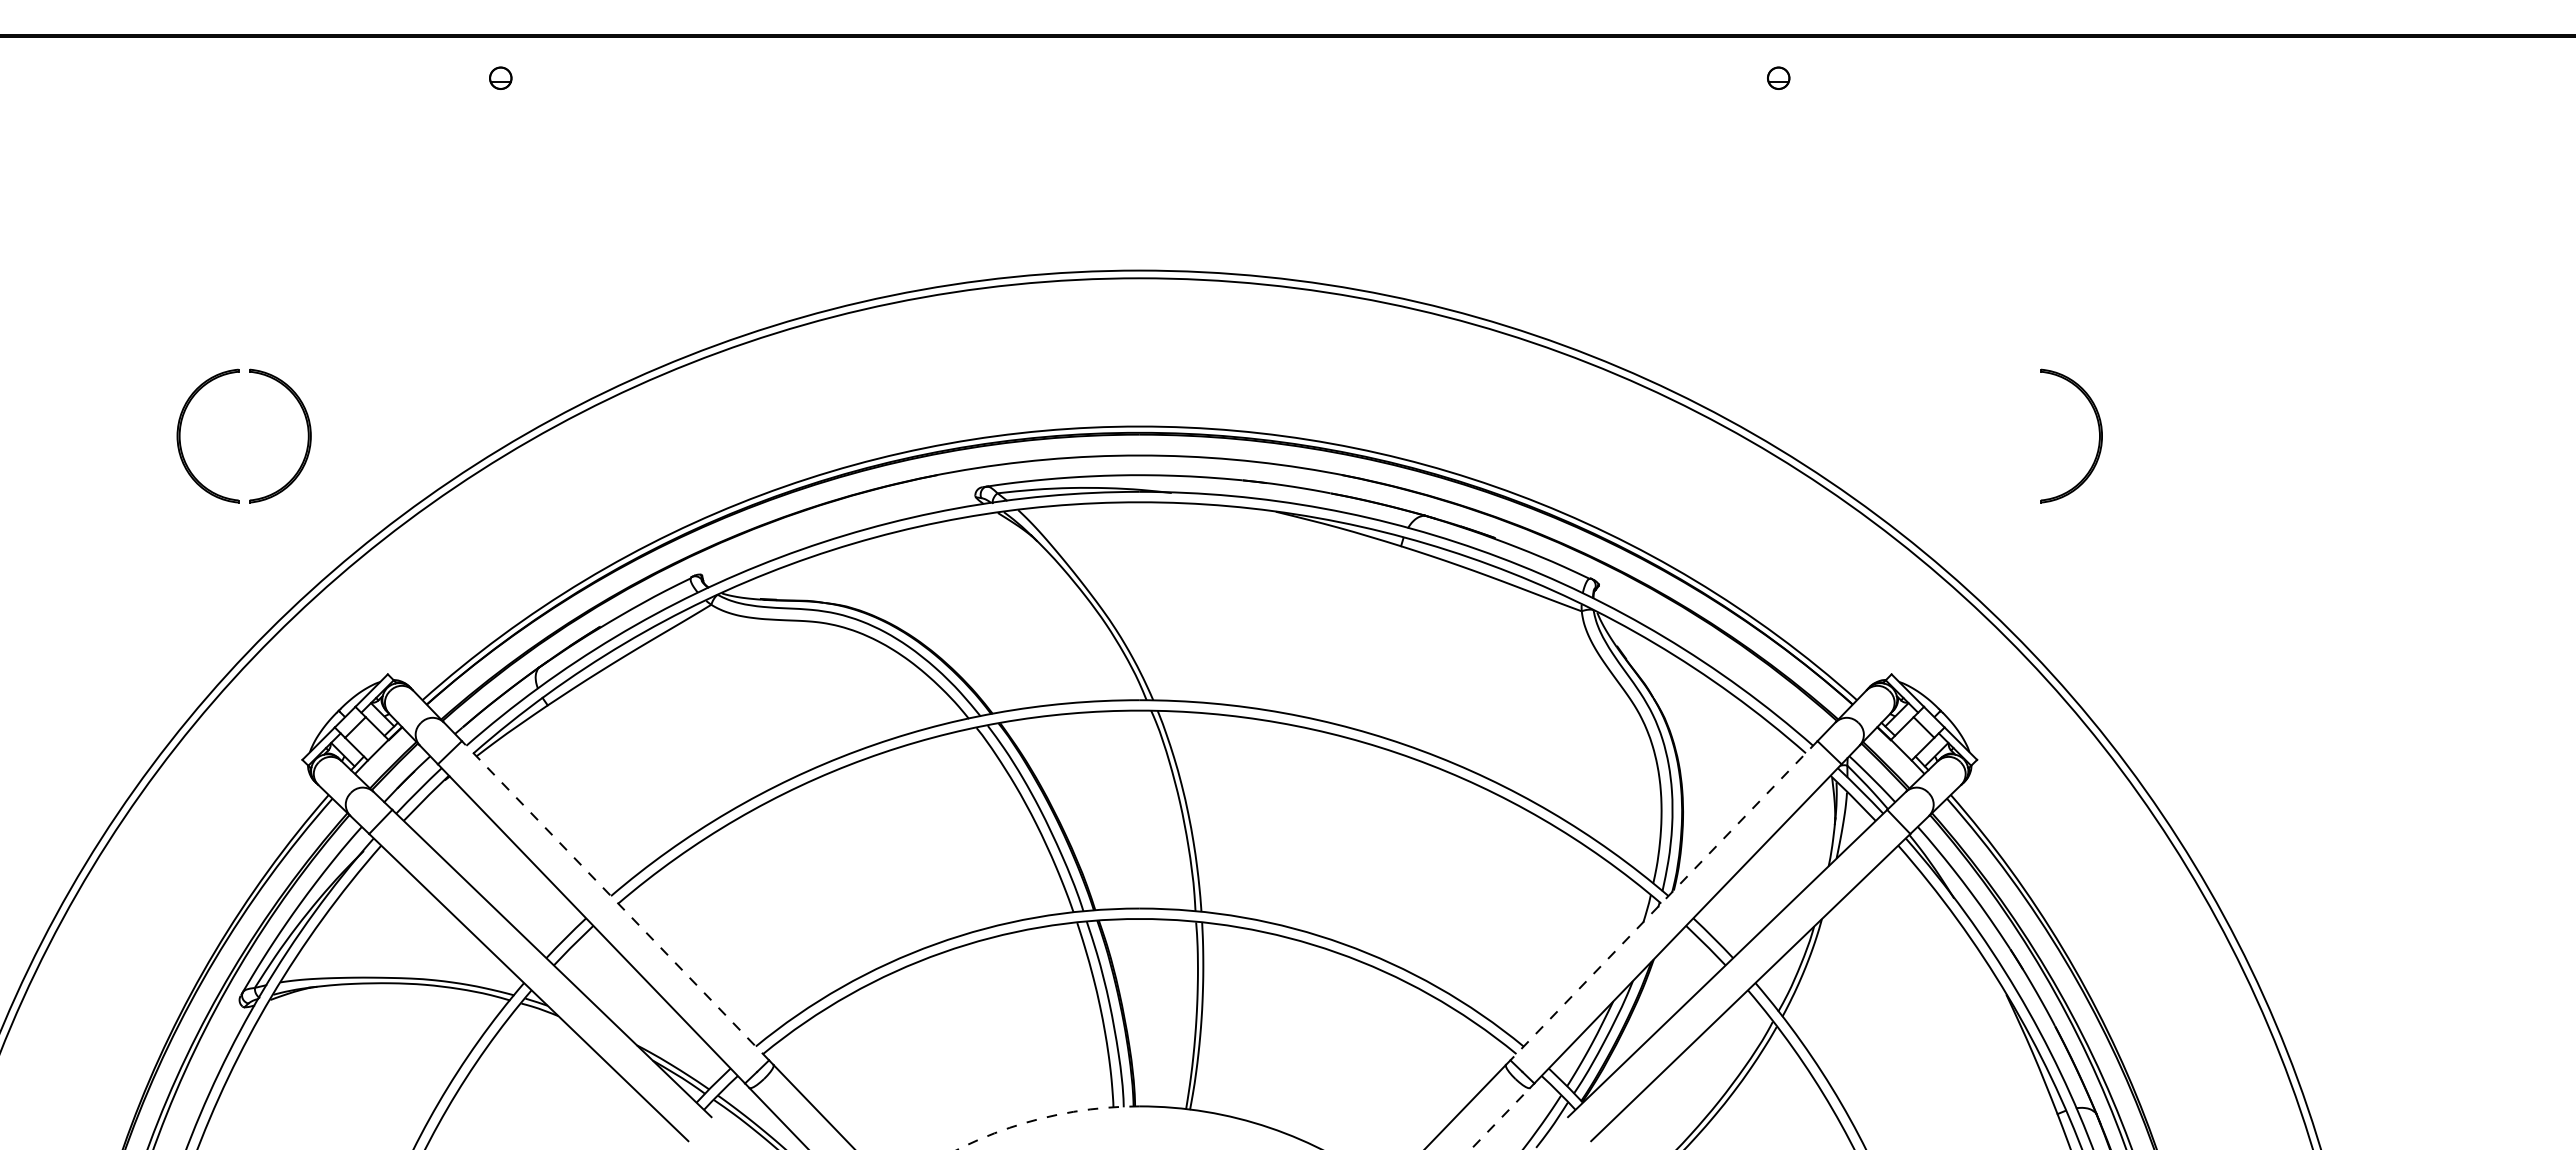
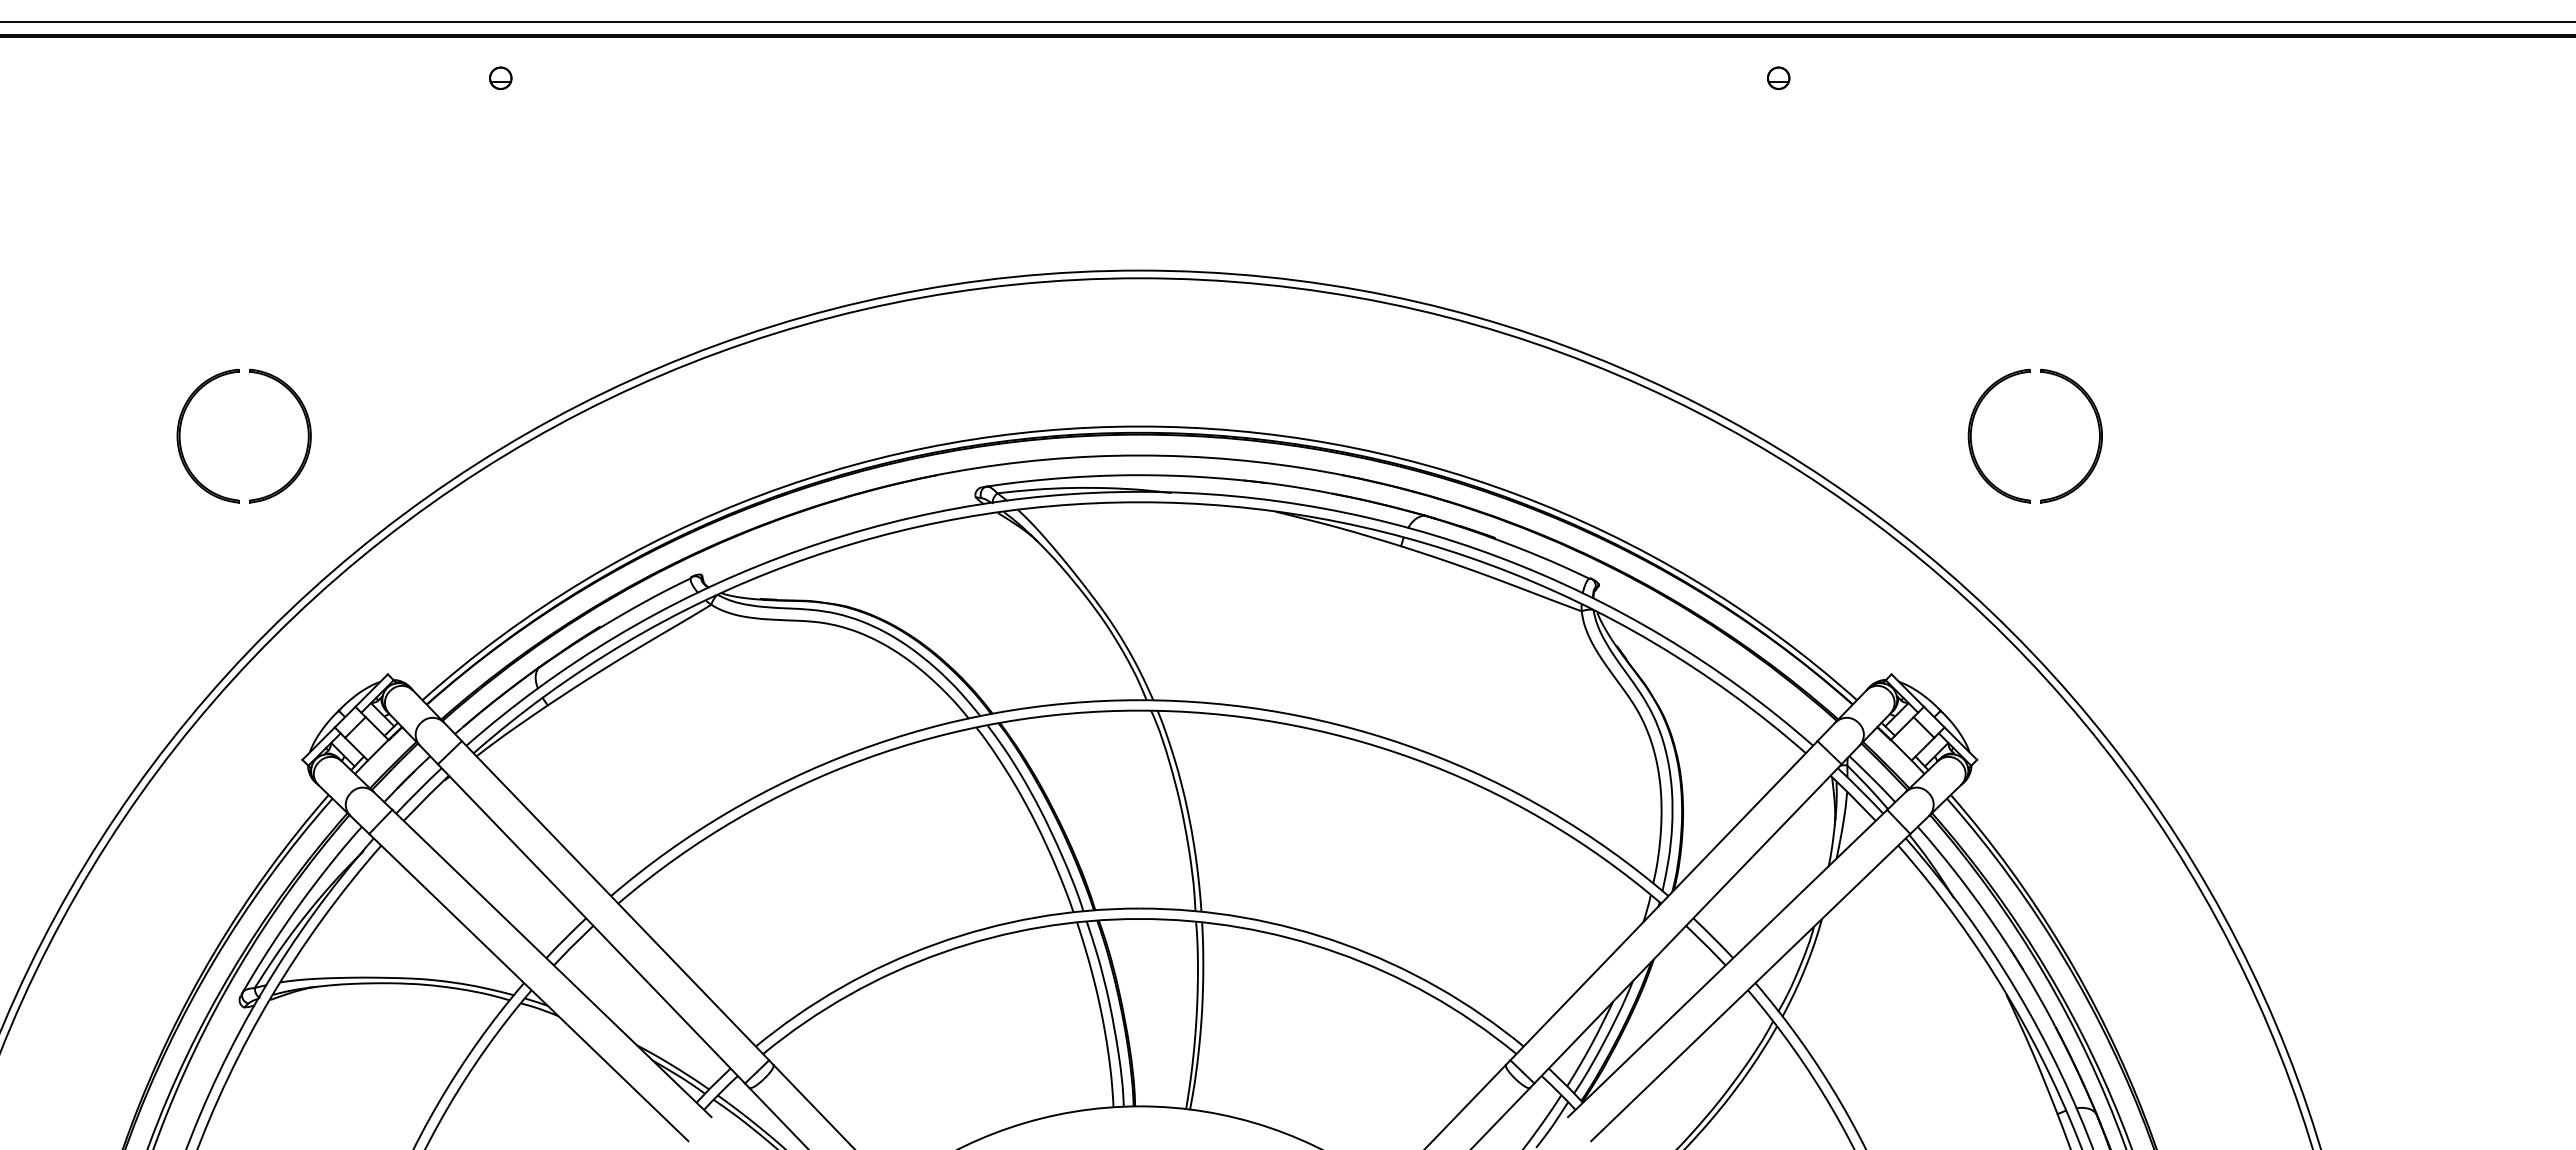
line: none -> present (1287, 22)
part: none -> present (1972, 429)
line: dashed -> solid (615, 900)
line: dashed -> solid (1663, 901)
arc: dashed -> solid (1045, 1117)
line: dashed -> solid (1500, 1118)
